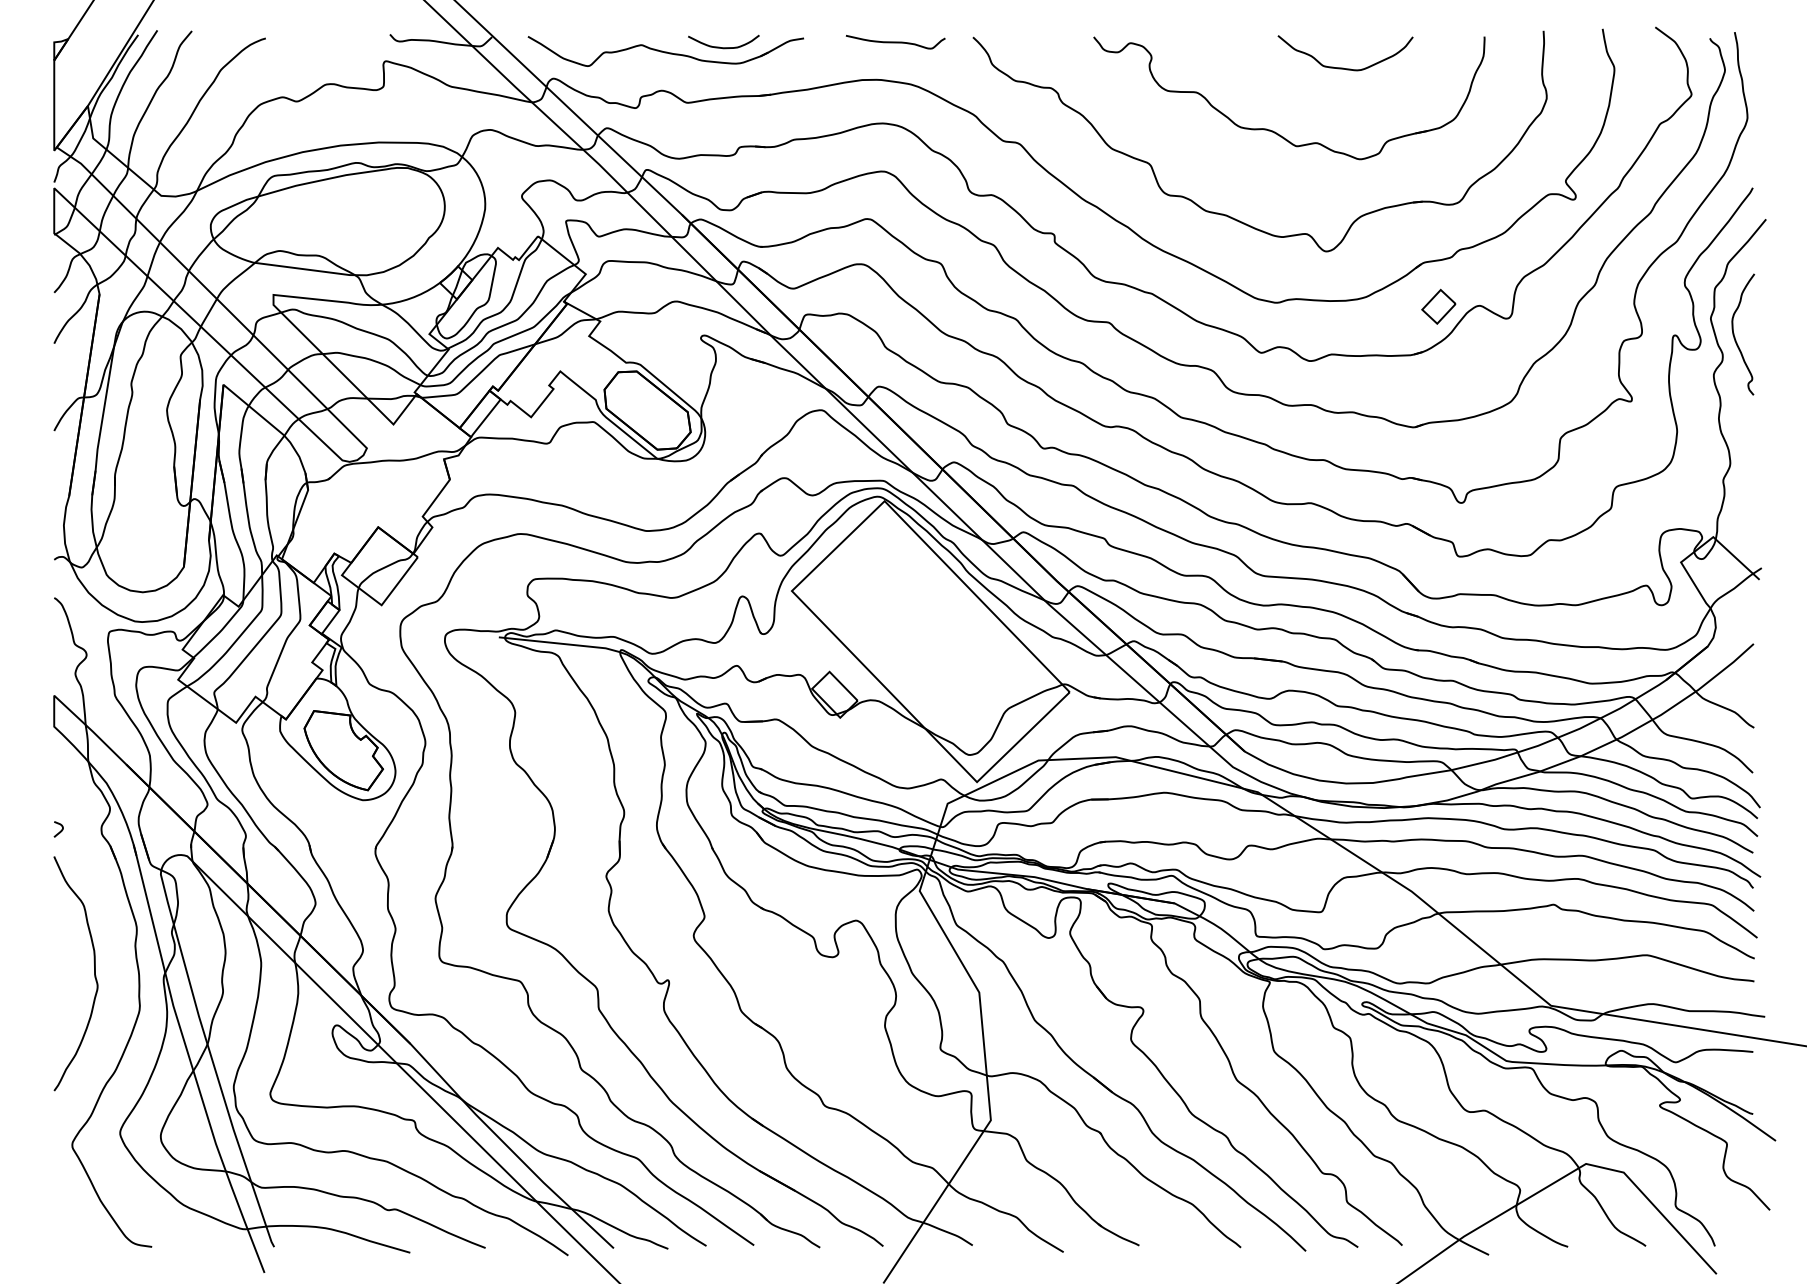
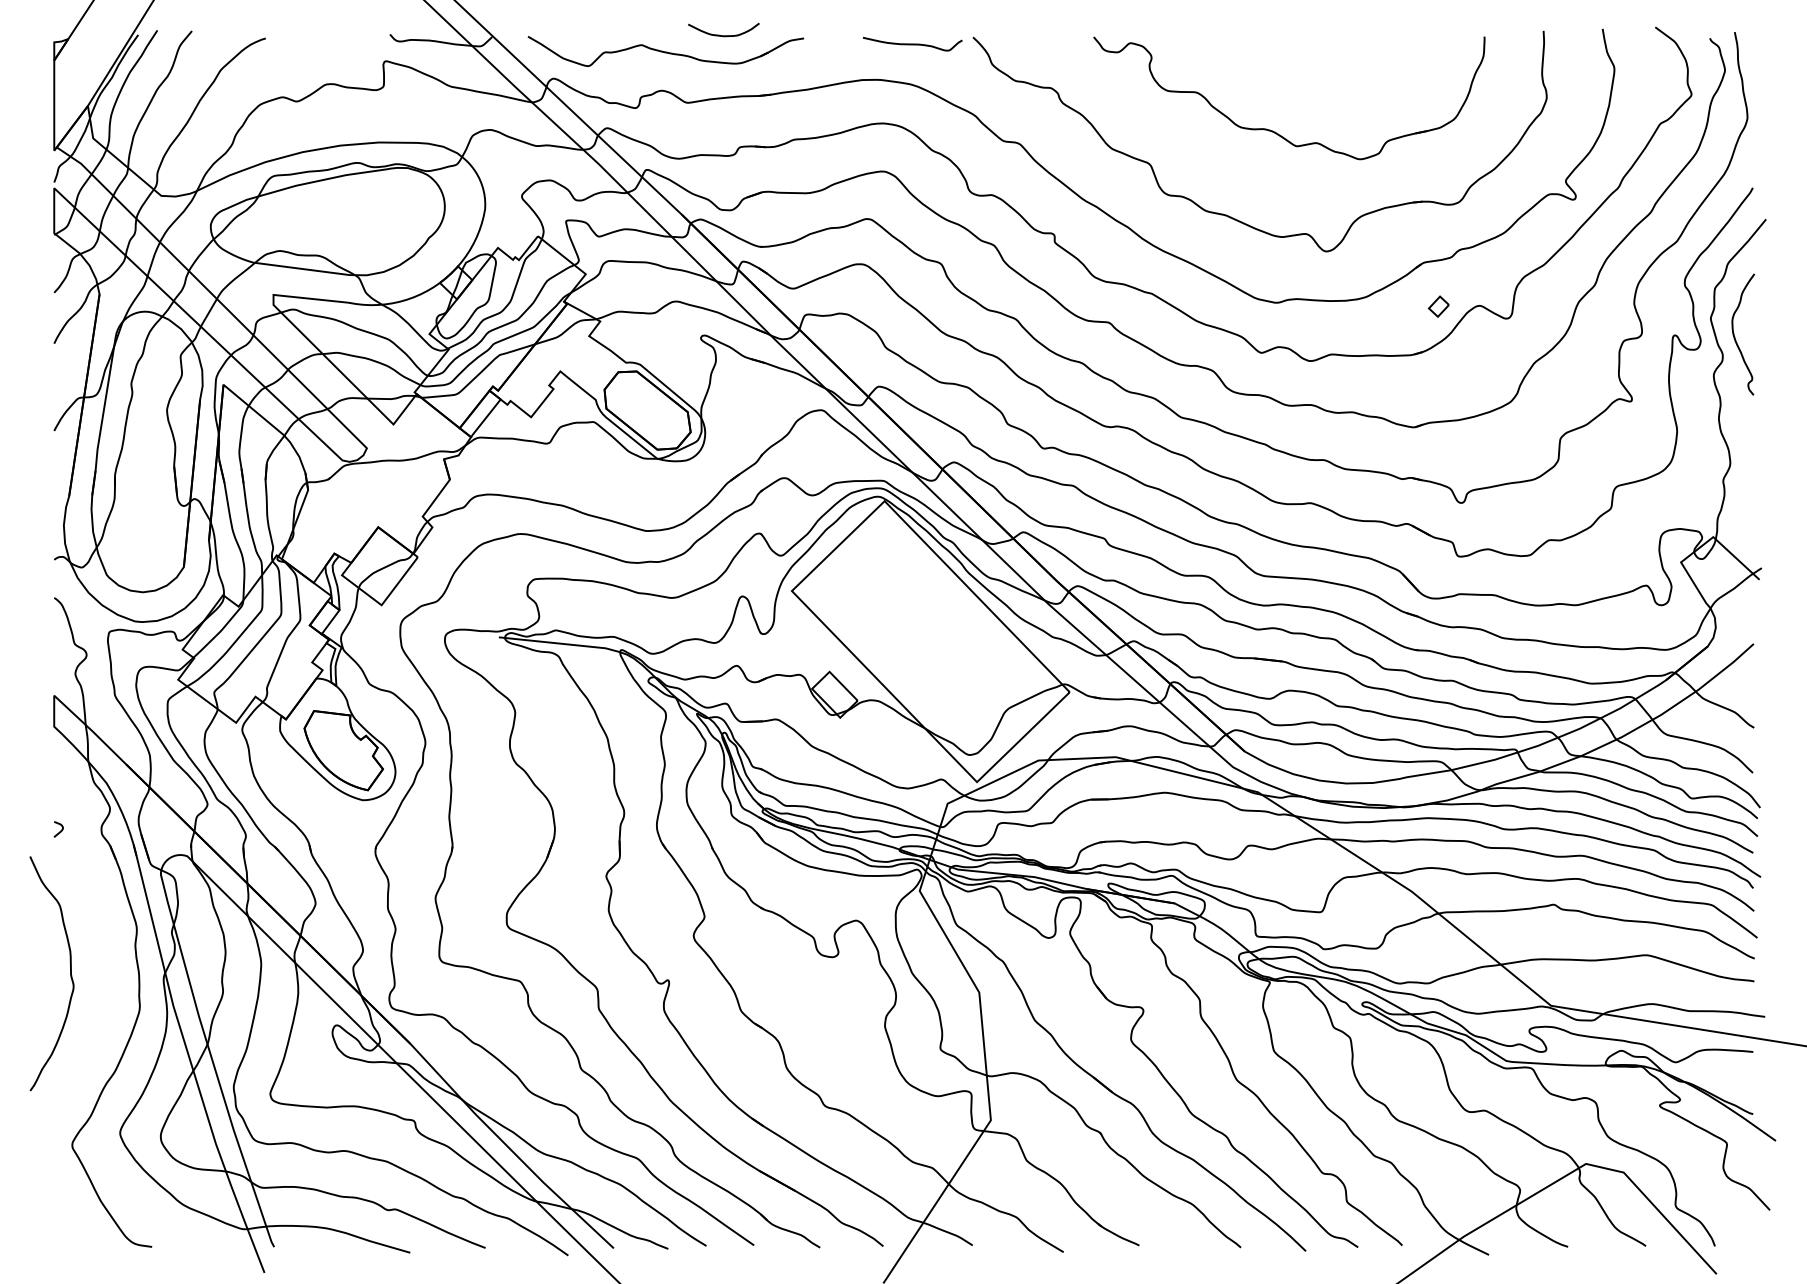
curve position: (895, 42) -> (912, 44) (912, 44)
curve position: (723, 47) -> (723, 35) (723, 35)
curve: present -> none (1343, 67)
part size: 36x37 px -> 23x23 px (1438, 306)
curve position: (94, 973) -> (70, 973) (70, 973)
